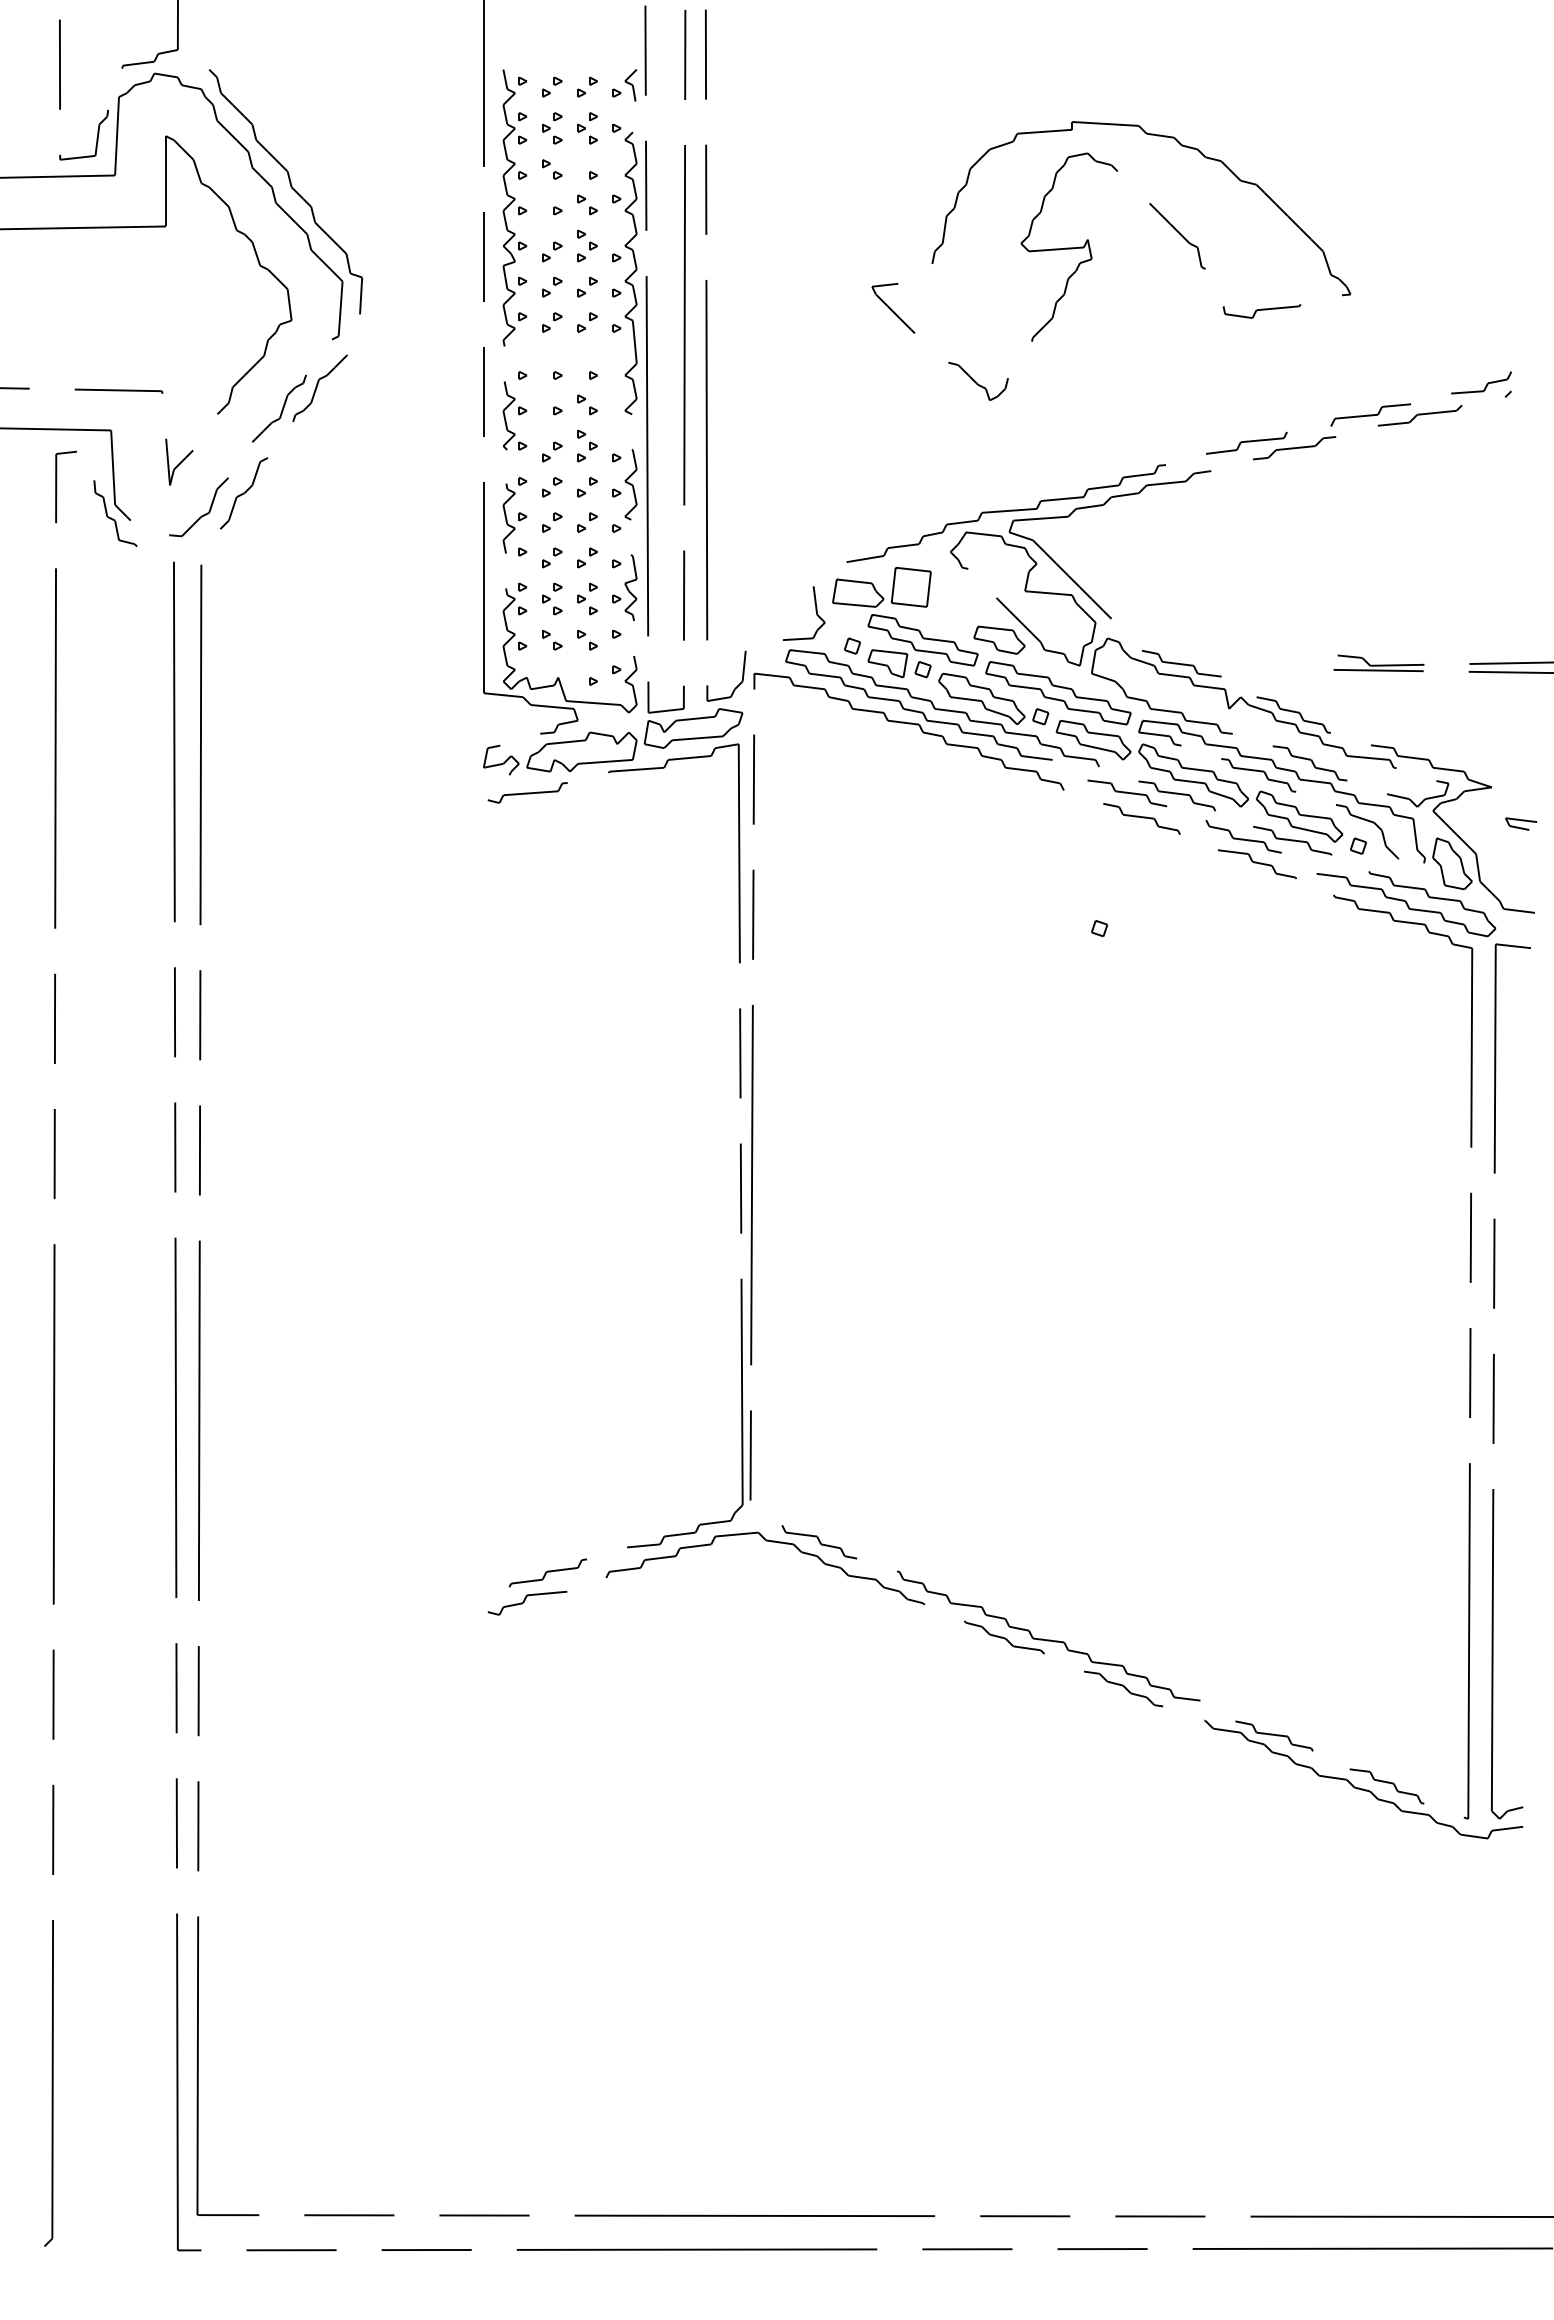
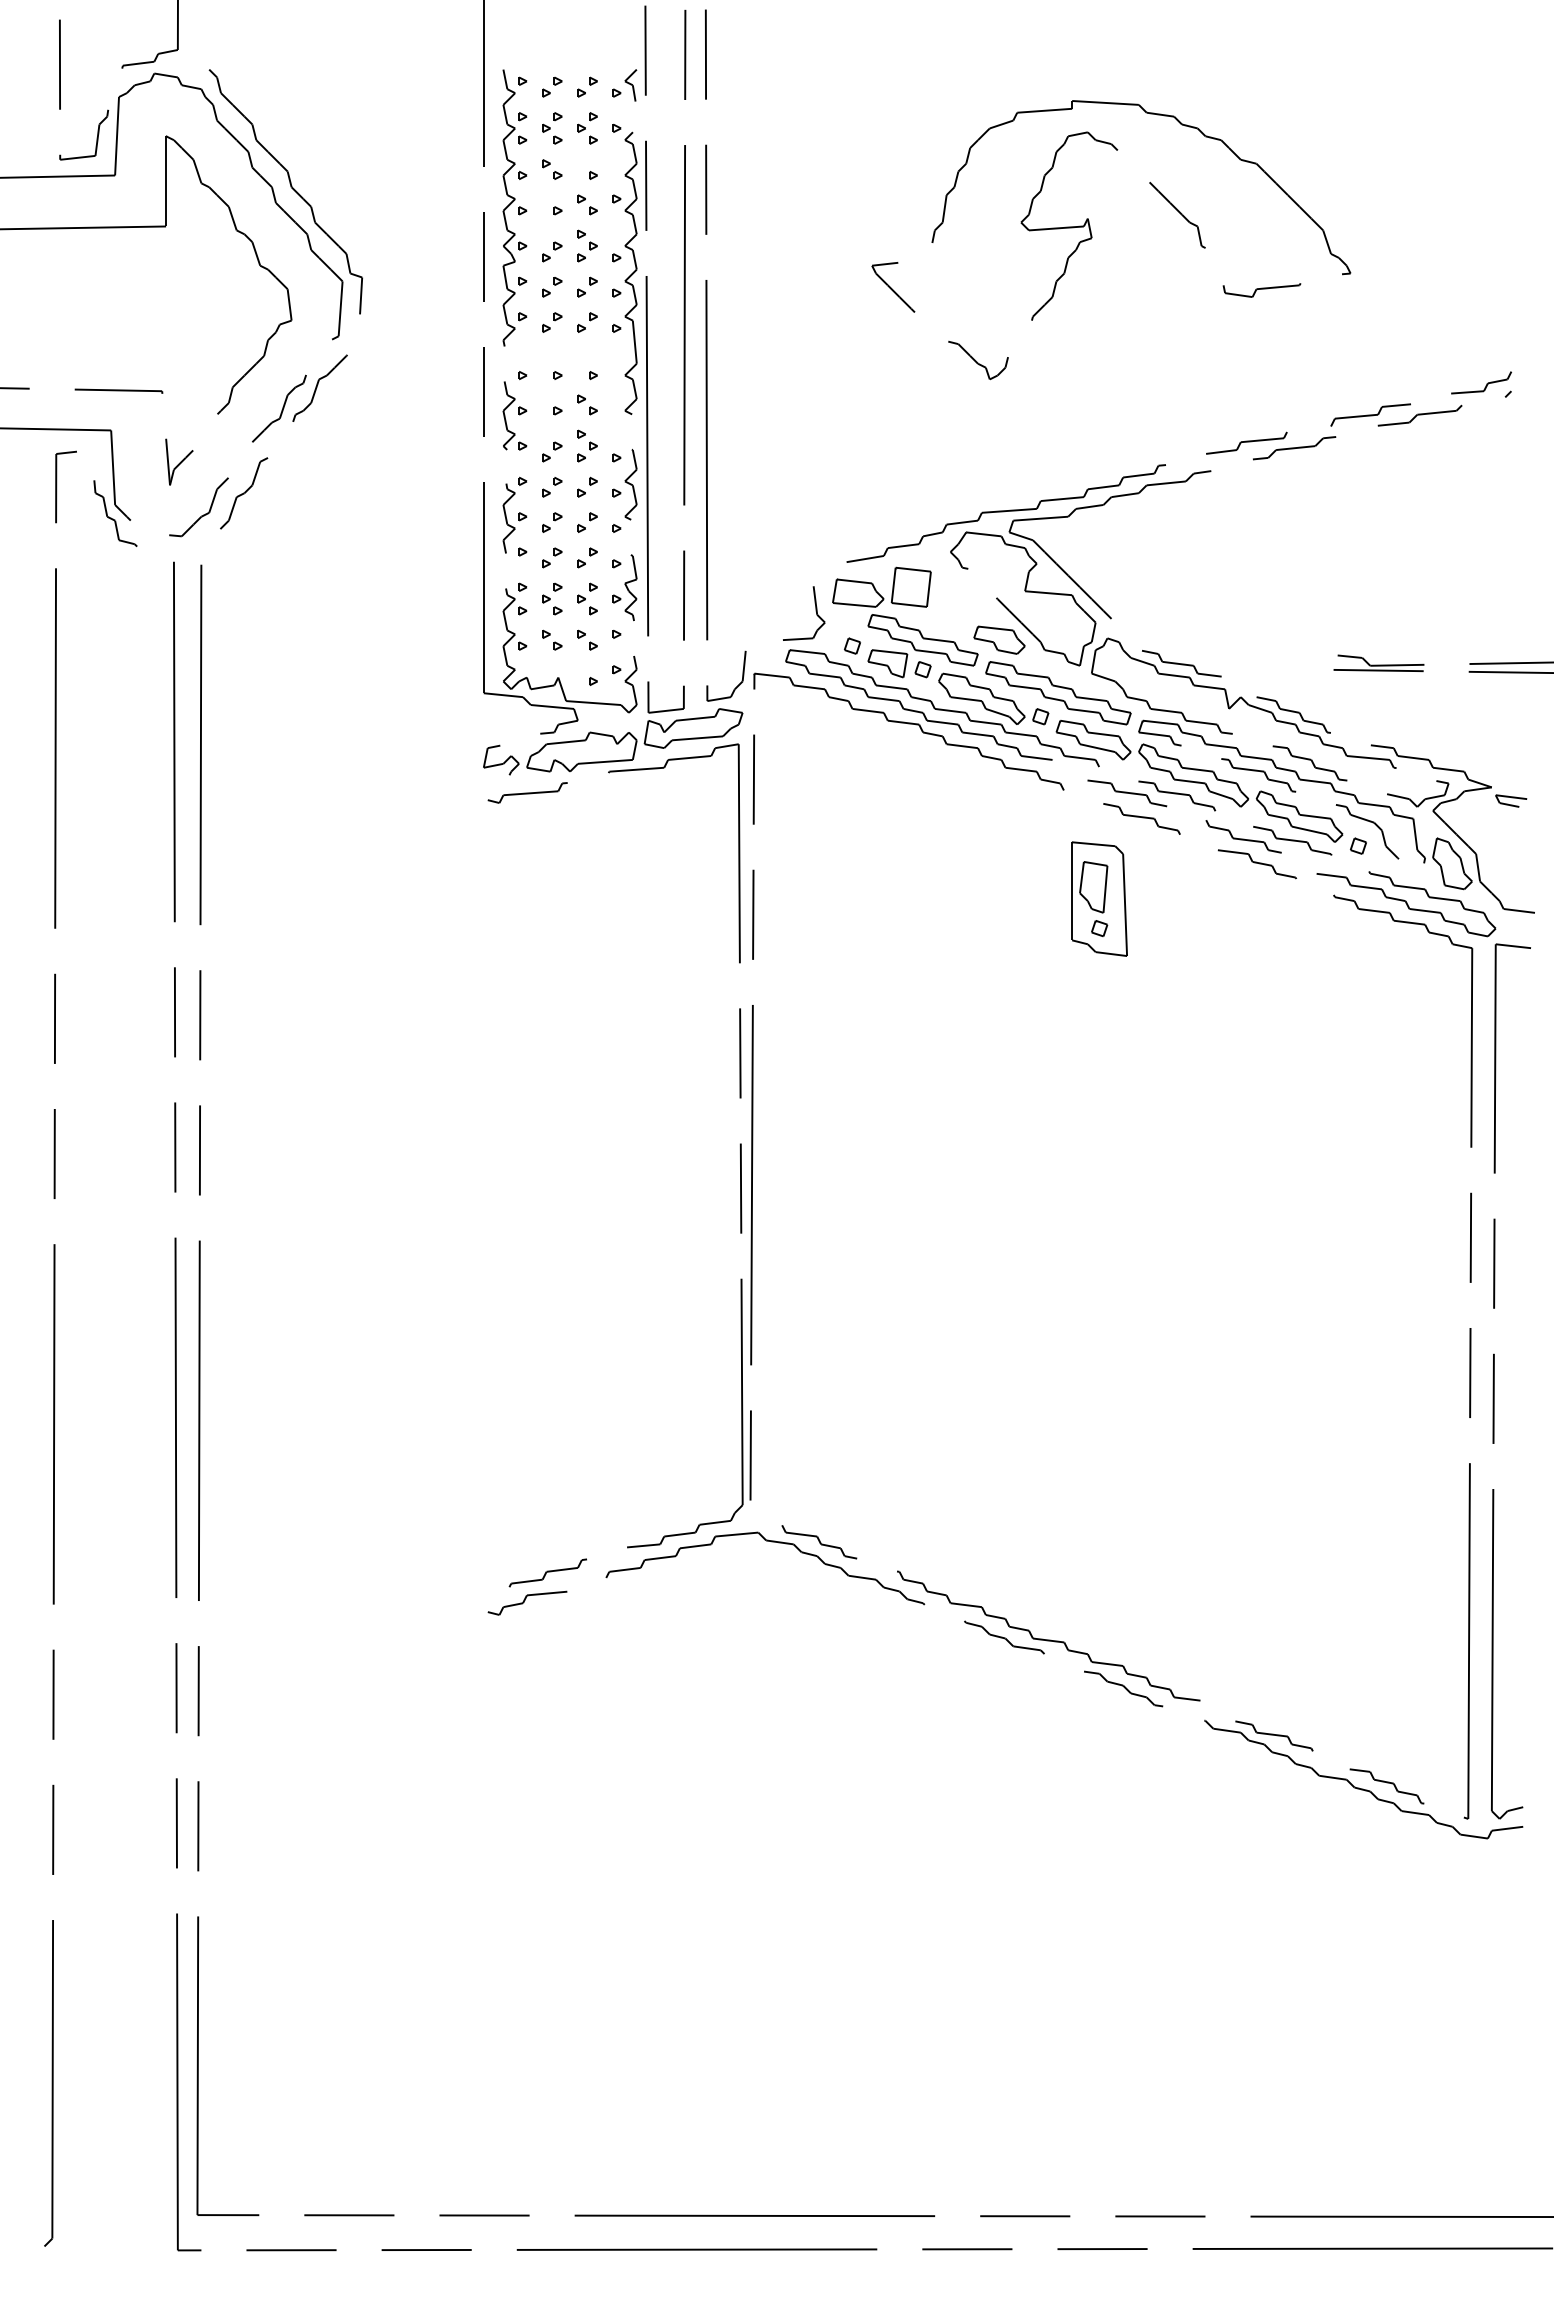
part position: (1092, 258) -> (1092, 237) (1092, 237)
line position: (1521, 821) -> (1511, 798) (1511, 798)
part: none -> present (1099, 898)
